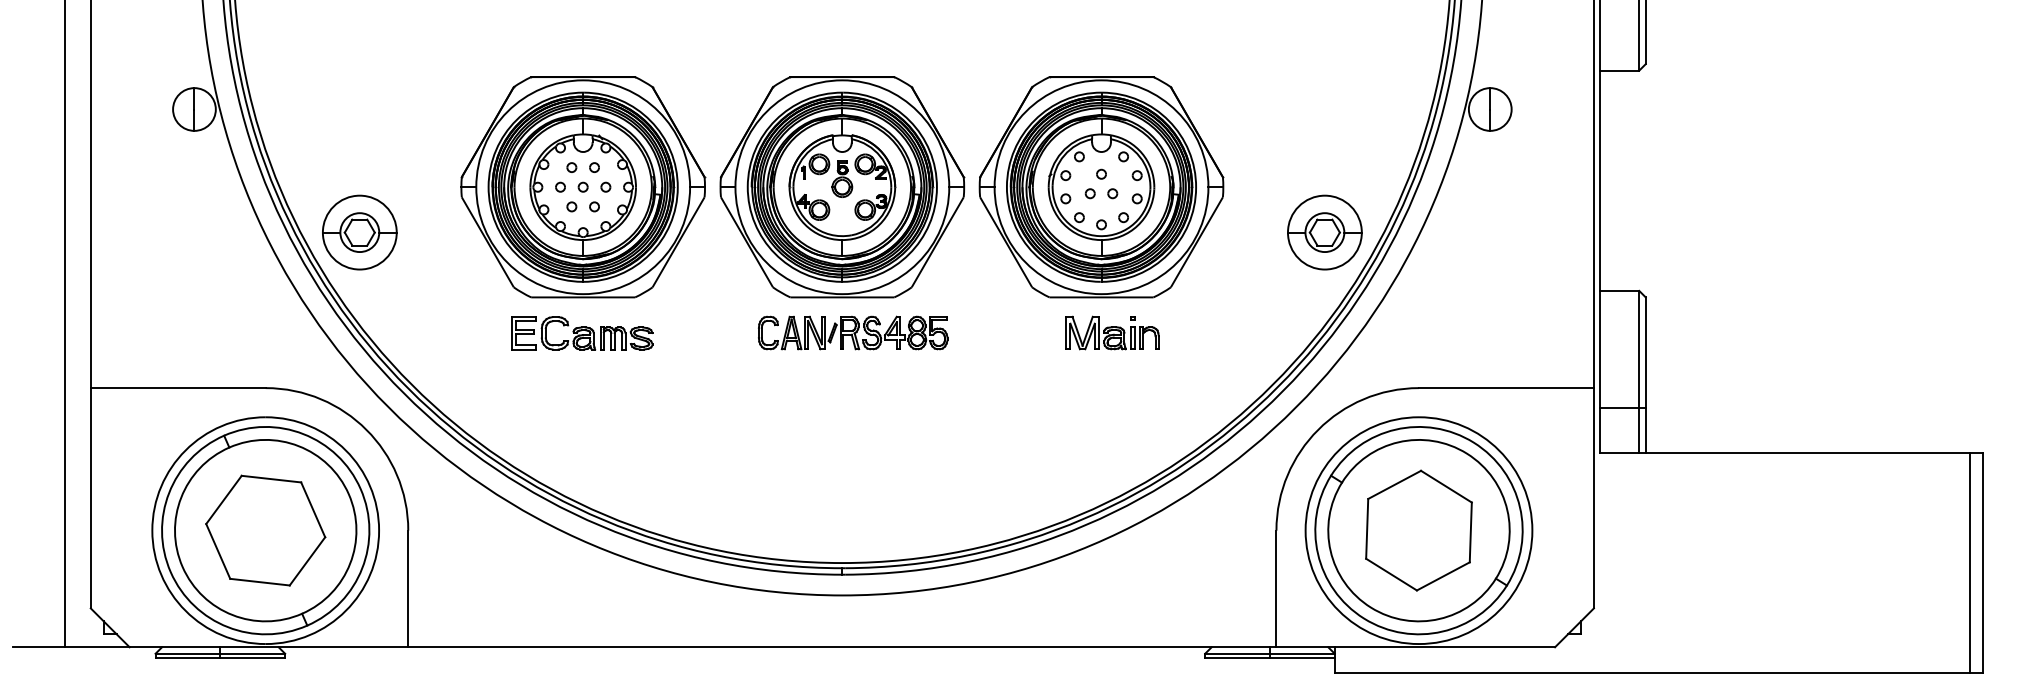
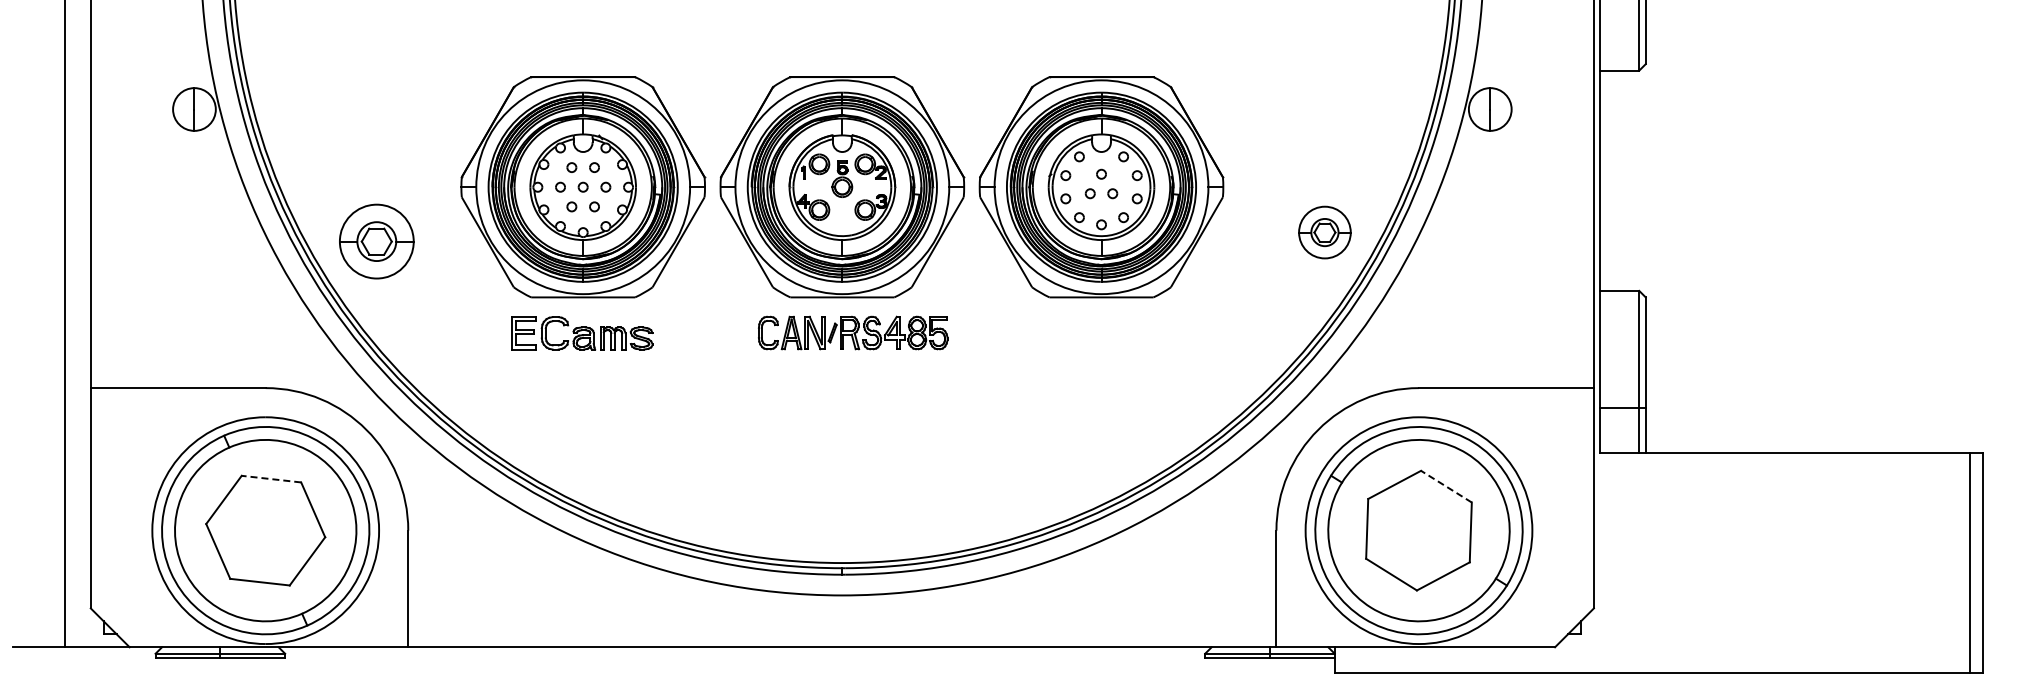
part position: (359, 232) -> (376, 241) (376, 241)
part size: 76x77 px -> 54x55 px (1324, 232)
part: present -> none (1112, 332)
line: solid -> dashed (271, 479)
line: solid -> dashed (1446, 486)
